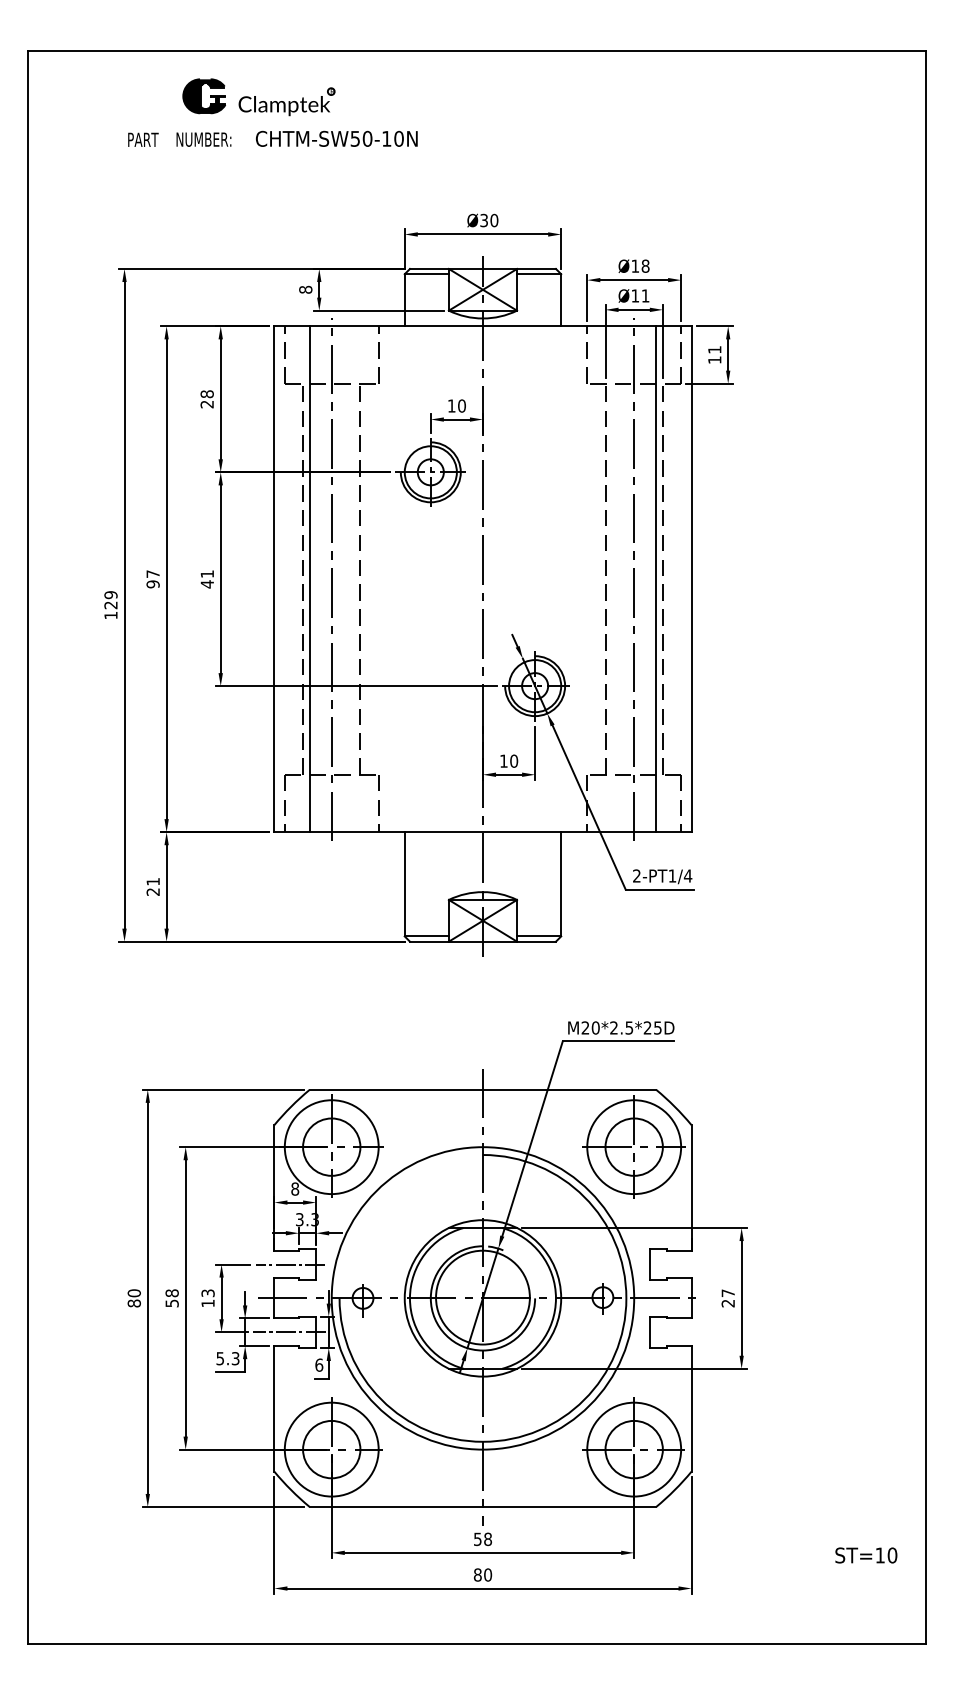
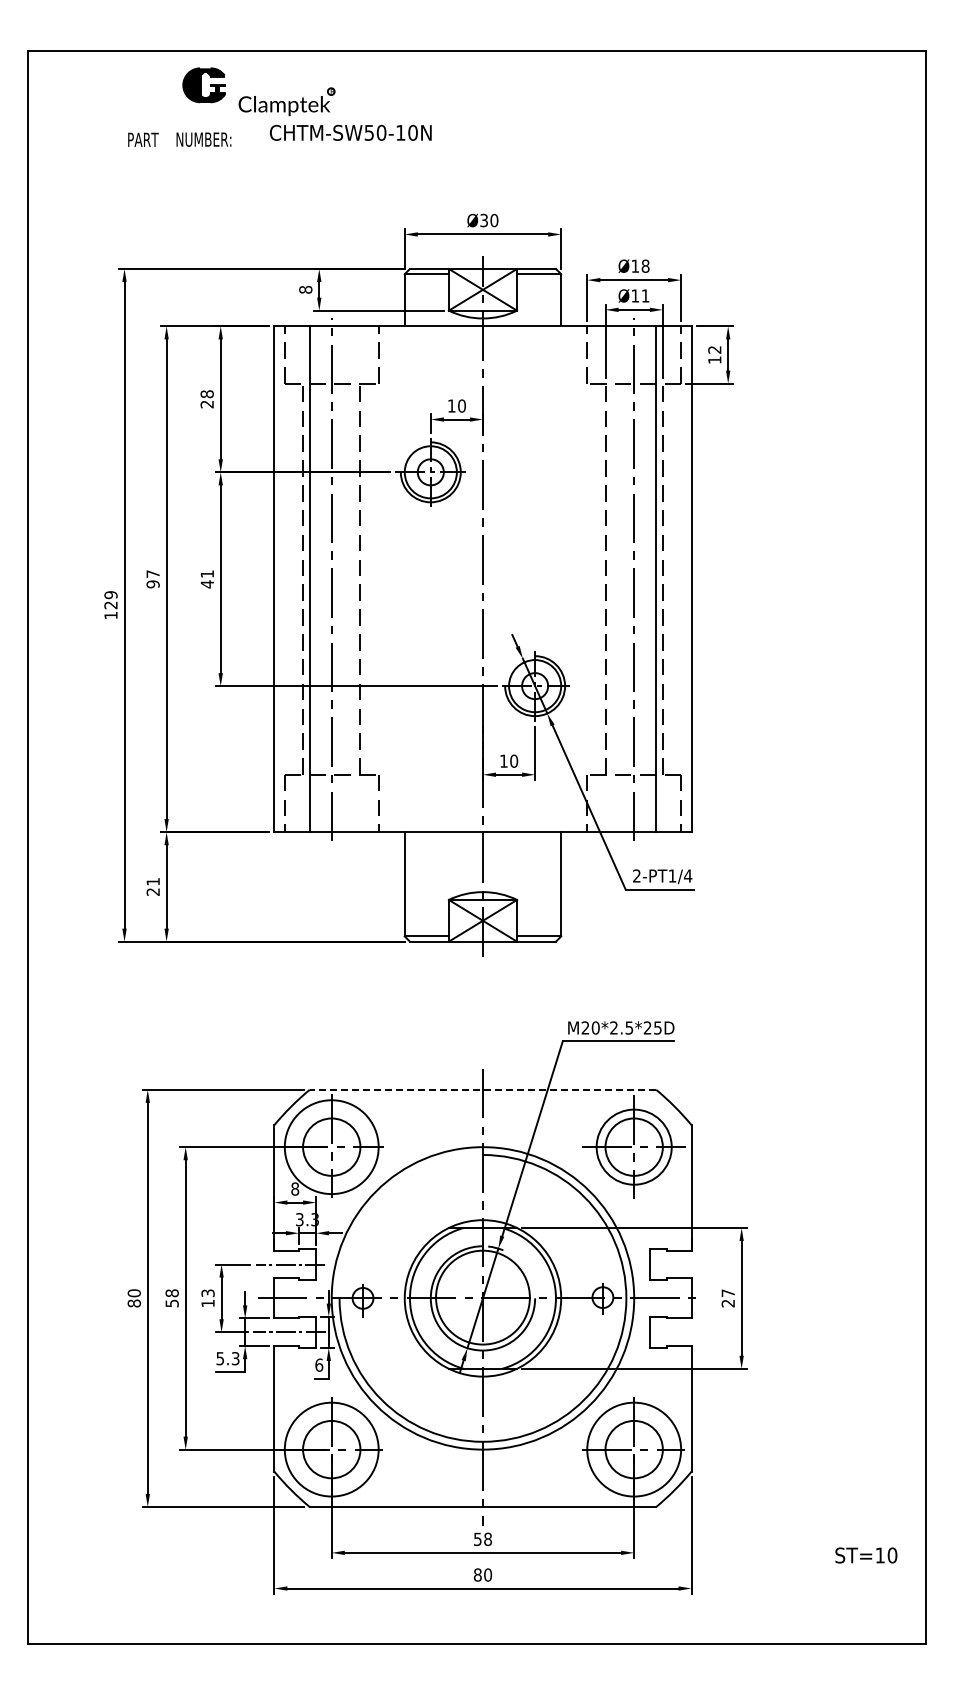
part position: (203, 96) -> (203, 85) (203, 85)
text position: (336, 138) -> (350, 132) (350, 132)
text: 11 -> 12 (714, 349)
line: solid -> dashed (482, 1089)
circle diameter: 94 px -> 75 px (633, 1146)
